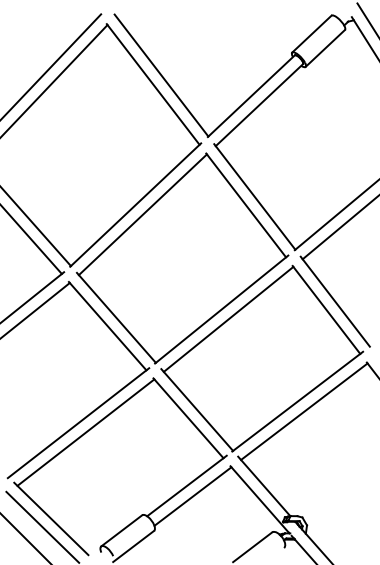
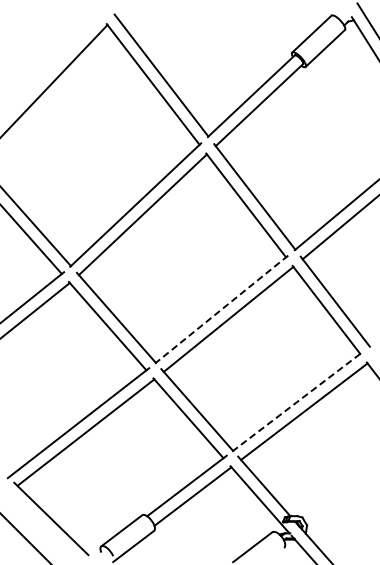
line: present -> none (51, 66)
line: solid -> dashed (221, 309)
line: solid -> dashed (298, 401)
line: present -> none (41, 526)
